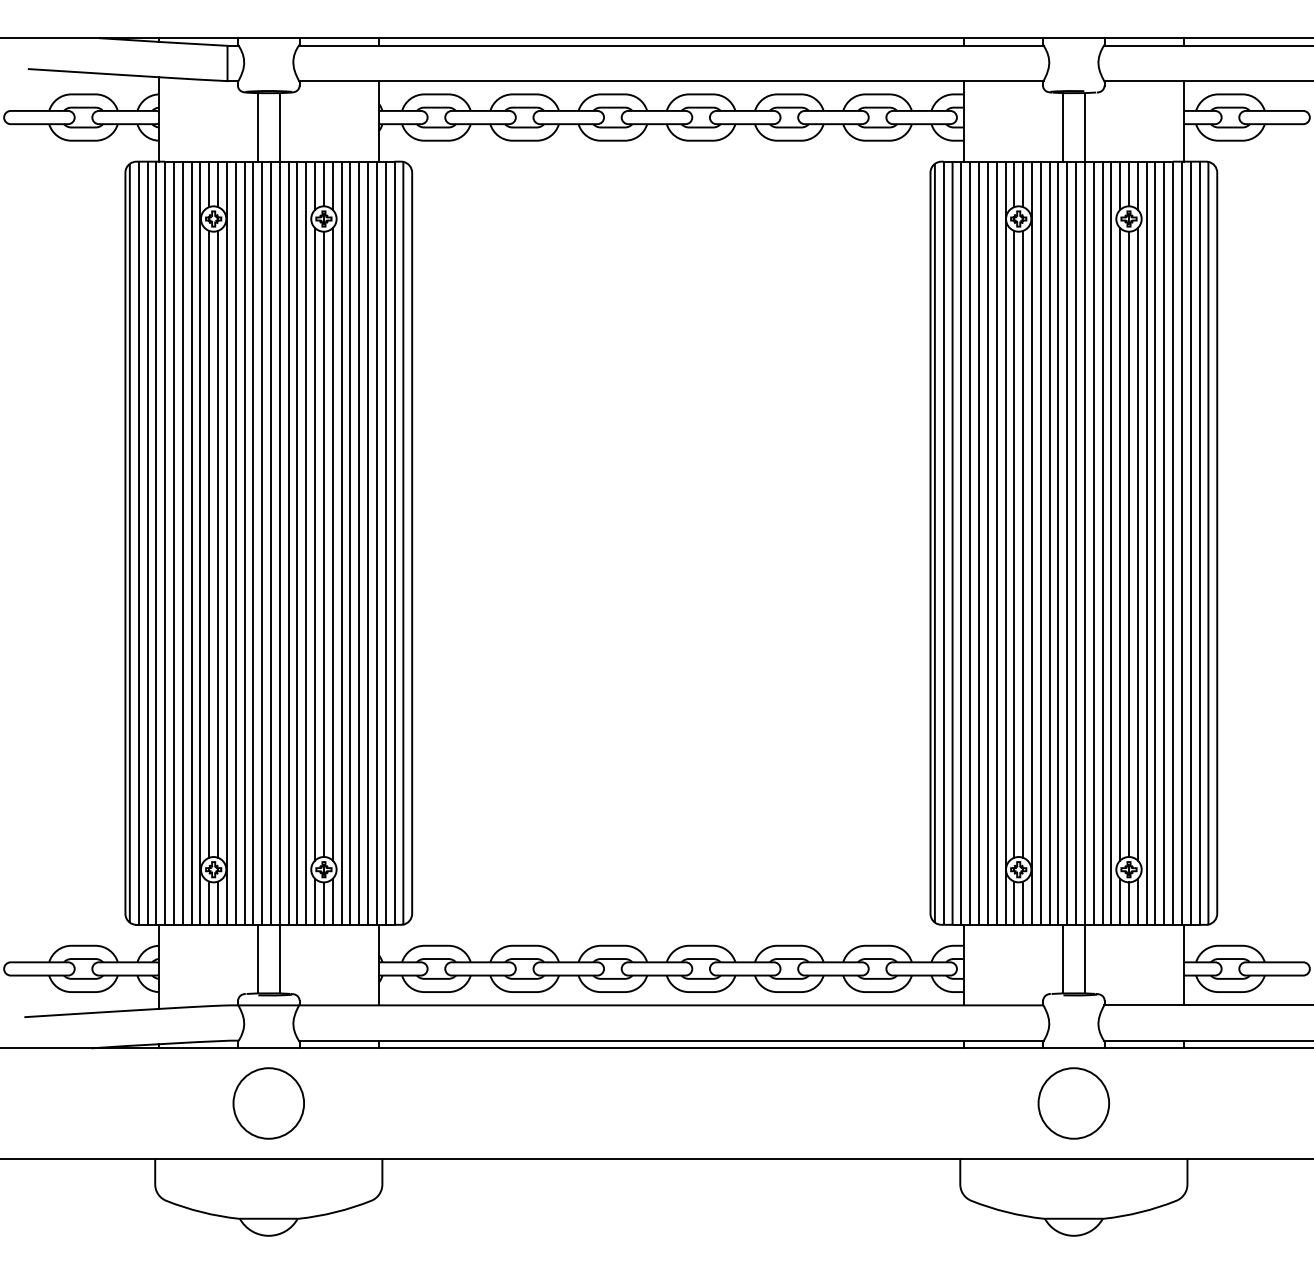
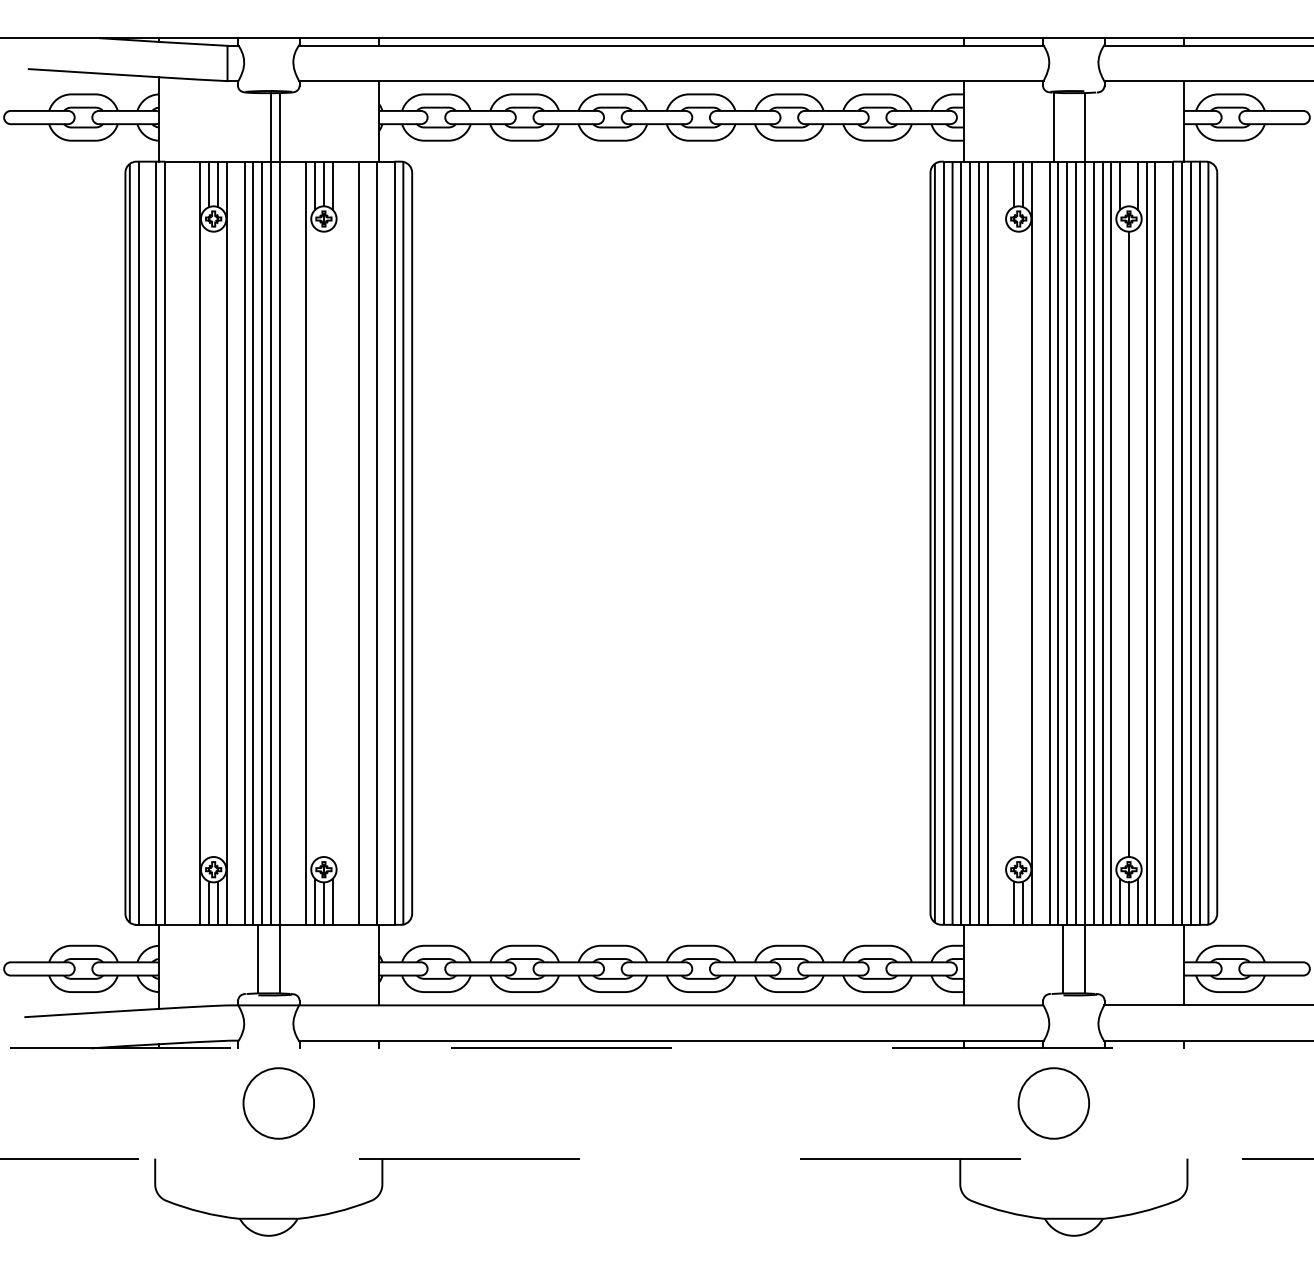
line position: (257, 127) -> (270, 127) (270, 127)
line position: (1062, 127) -> (1053, 127) (1053, 127)
line: present -> none (1129, 183)
line: present -> none (147, 542)
line: present -> none (173, 542)
line: present -> none (182, 542)
line: present -> none (191, 542)
line: present -> none (235, 542)
line: present -> none (288, 542)
line: present -> none (297, 542)
line: present -> none (341, 542)
line: present -> none (350, 542)
line: present -> none (368, 542)
line: present -> none (385, 542)
line: present -> none (996, 542)
line: present -> none (1005, 542)
line: present -> none (1040, 542)
line: present -> none (1164, 542)
line: present -> none (209, 543)
line: present -> none (218, 543)
line: present -> none (1014, 543)
line: present -> none (1023, 543)
line: present -> none (315, 544)
line: present -> none (323, 544)
line: present -> none (332, 544)
line: present -> none (1120, 544)
line: present -> none (1137, 544)
line: solid -> dashed (657, 1048)
circle position: (268, 1103) -> (278, 1103) (278, 1103)
circle position: (1073, 1103) -> (1053, 1103) (1053, 1103)
line: solid -> dashed (656, 1158)
